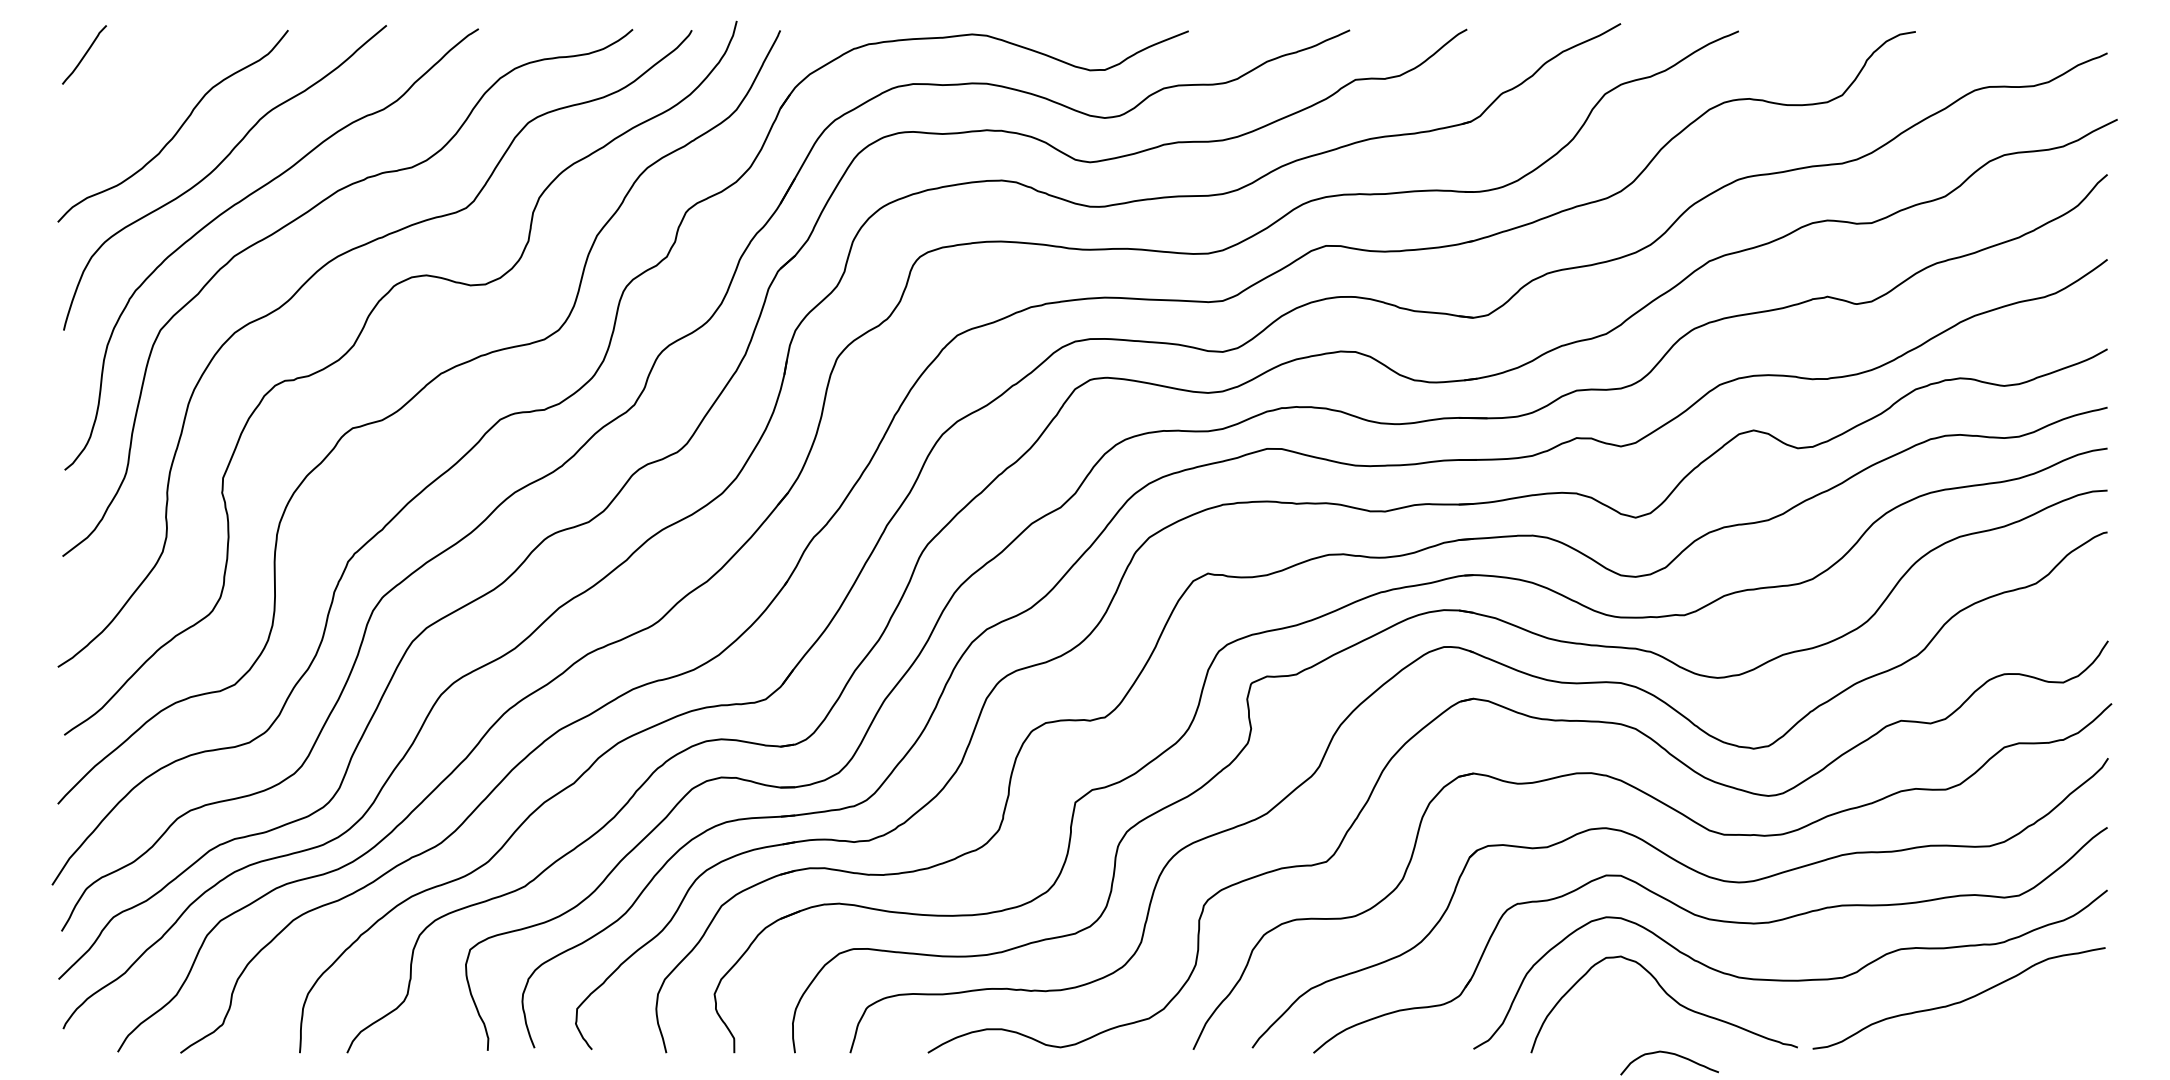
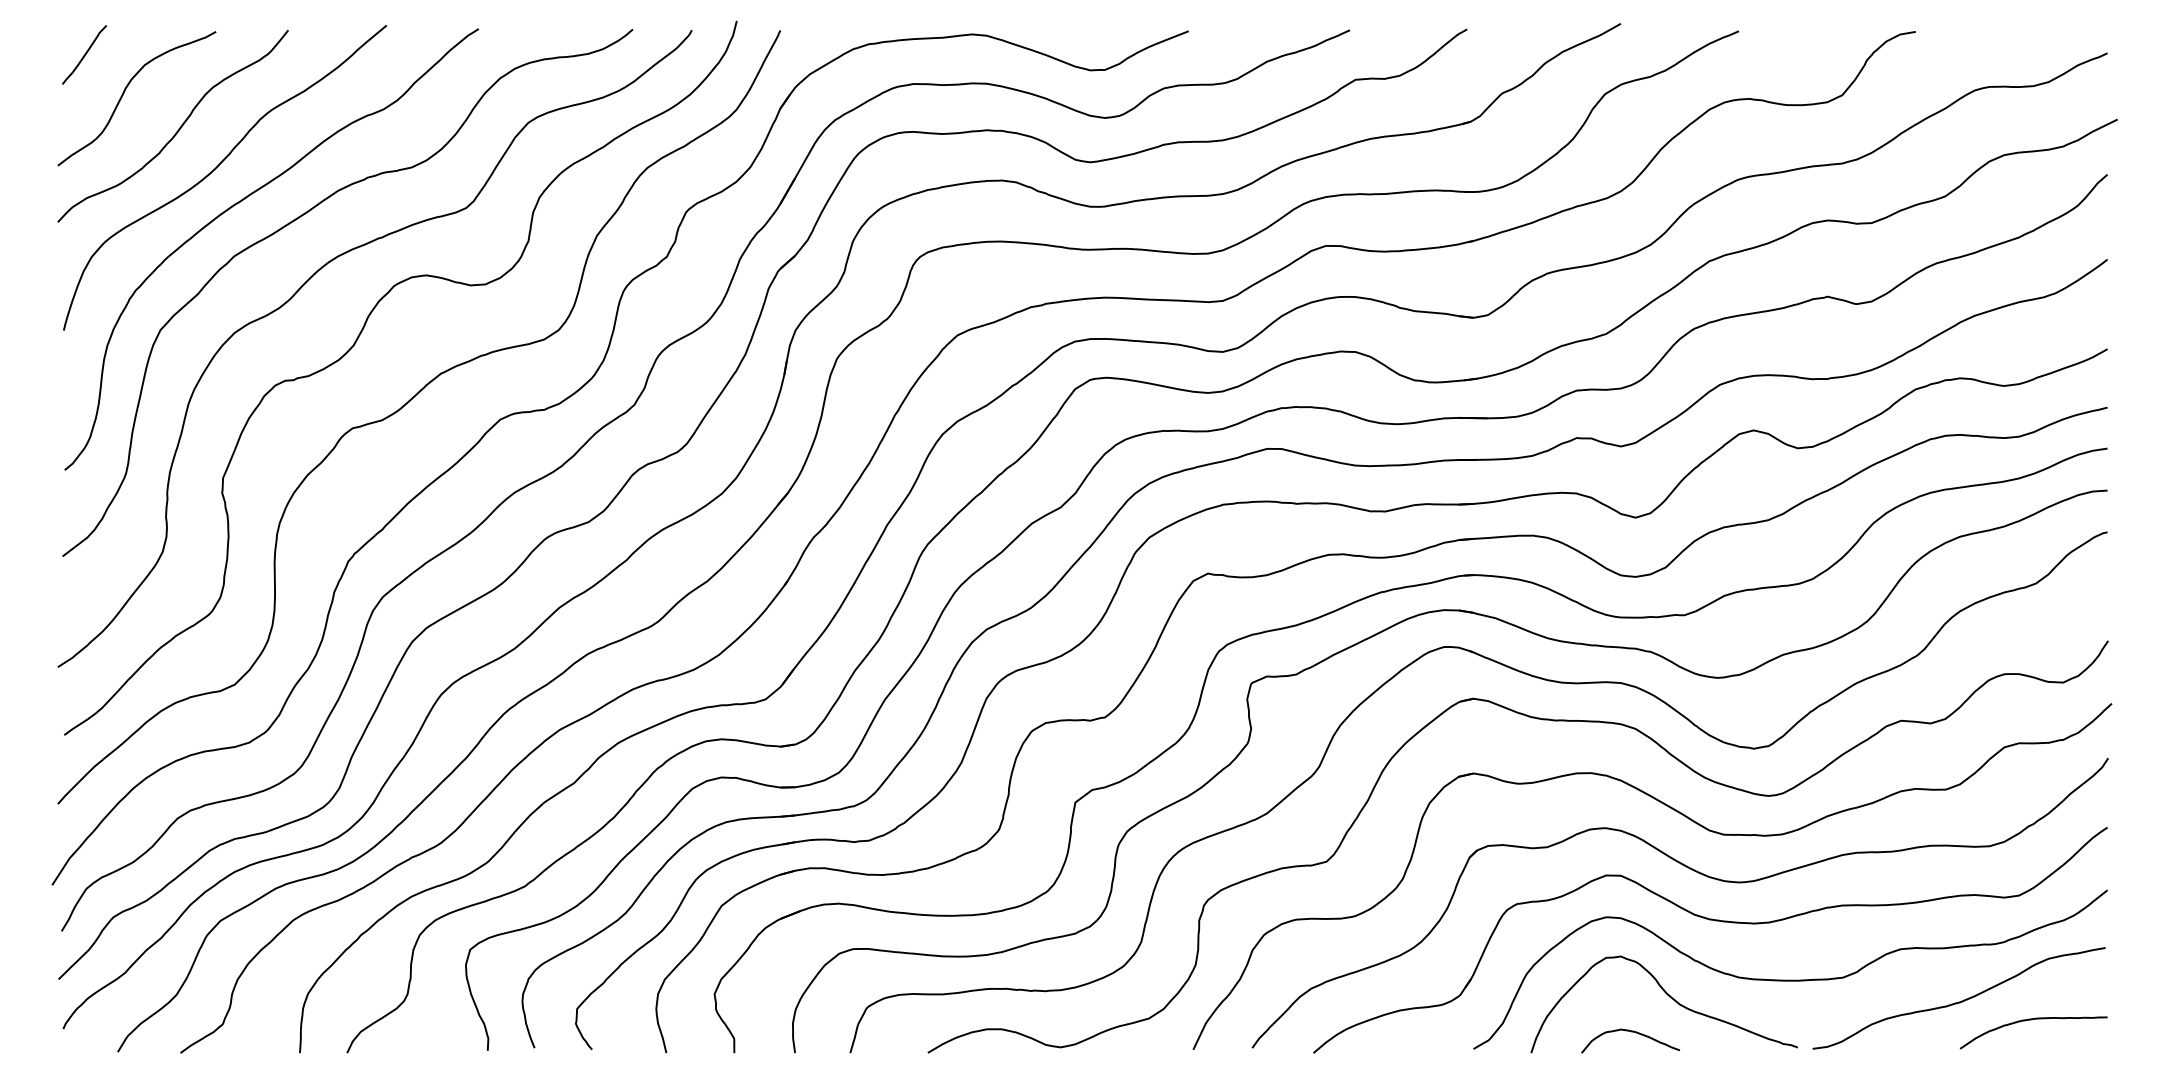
curve: none -> present (124, 93)
curve: none -> present (2032, 1020)
curve position: (1670, 1054) -> (1631, 1032) (1631, 1032)
